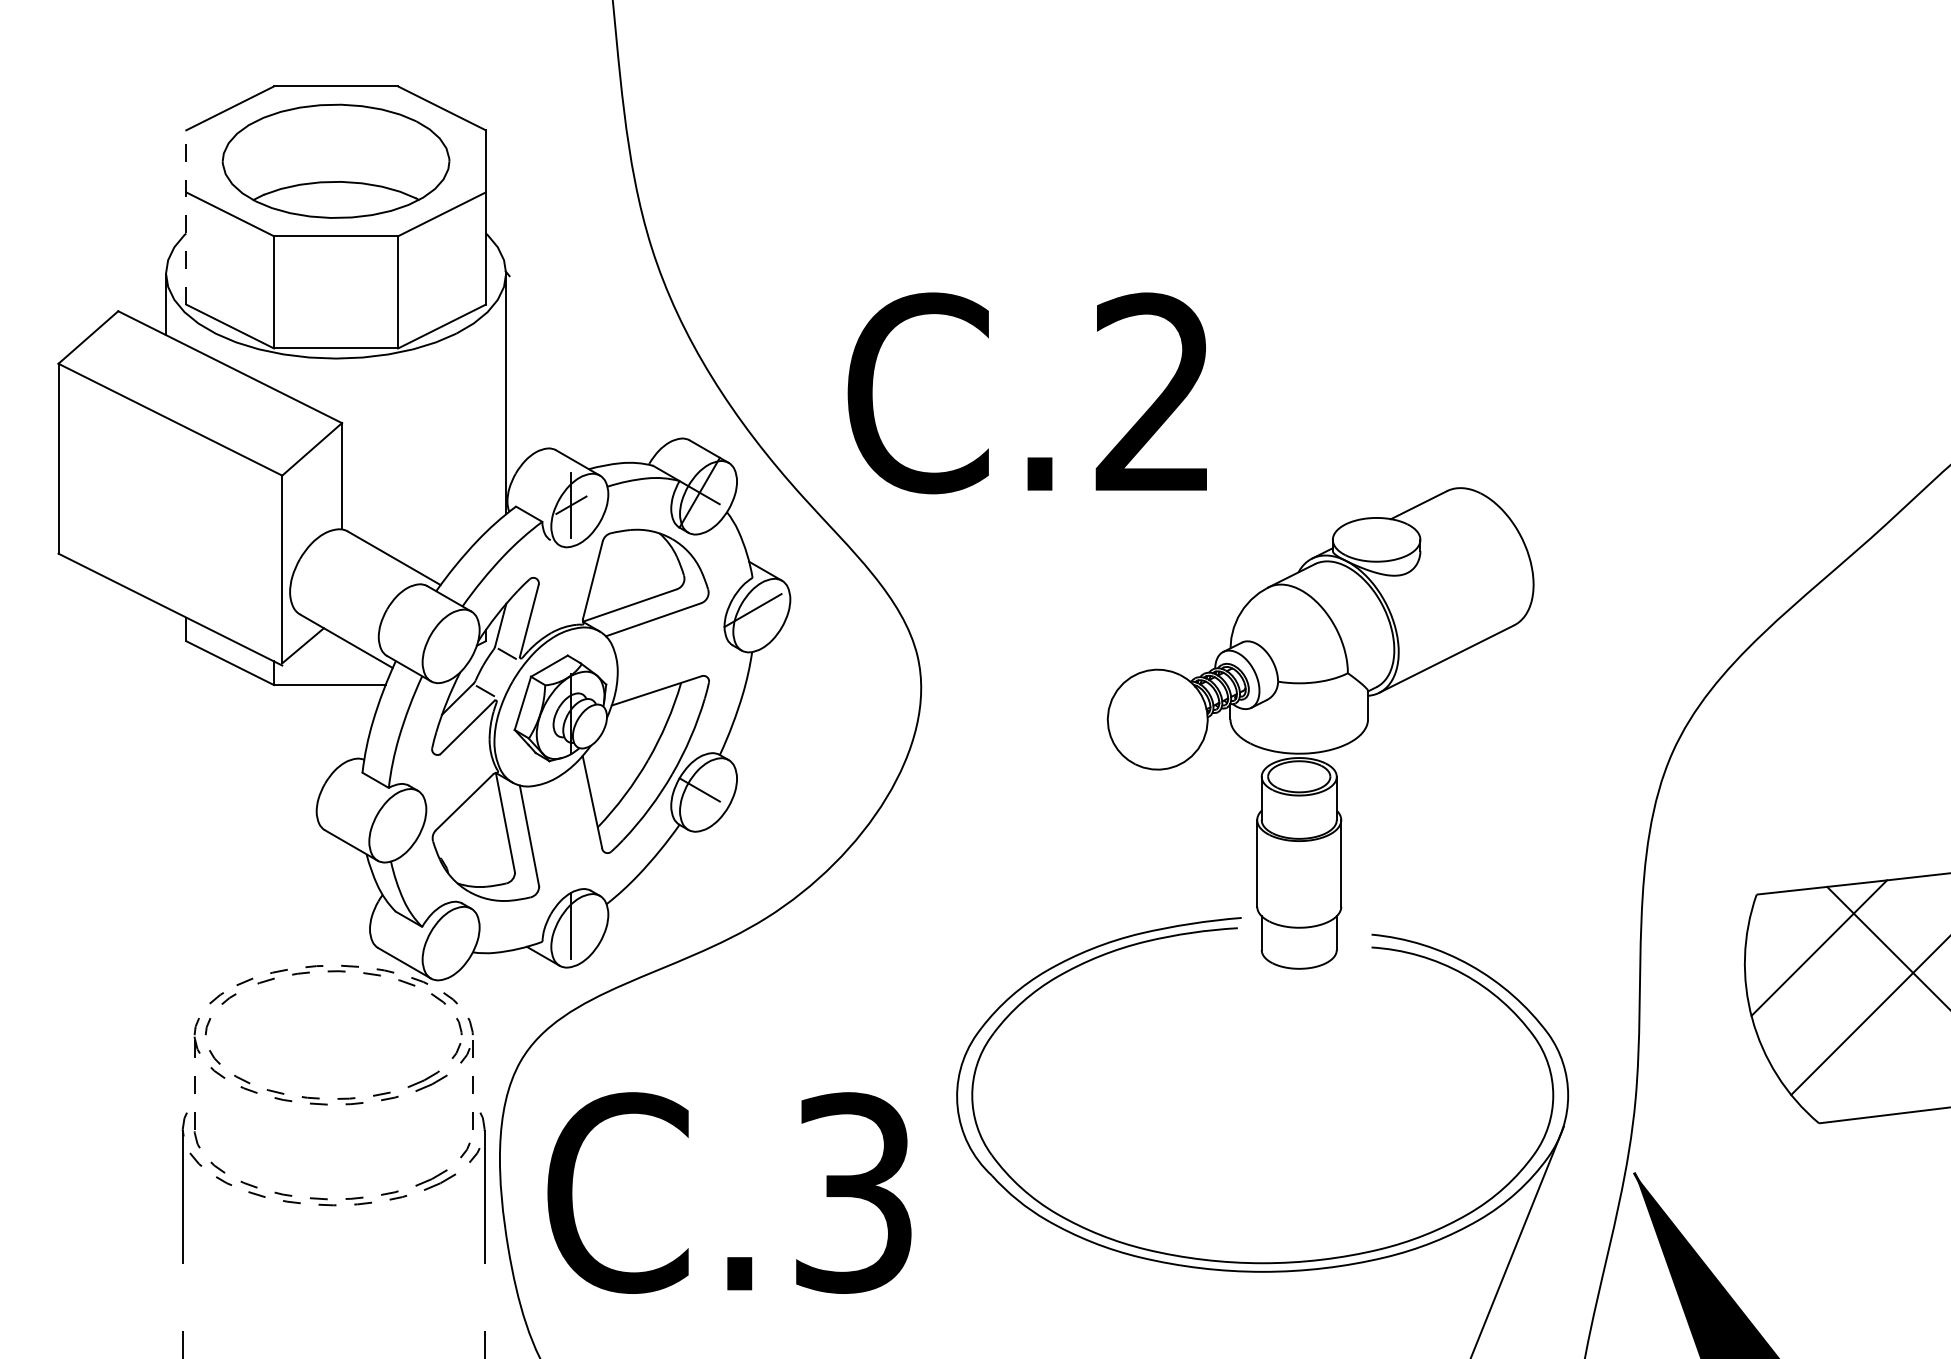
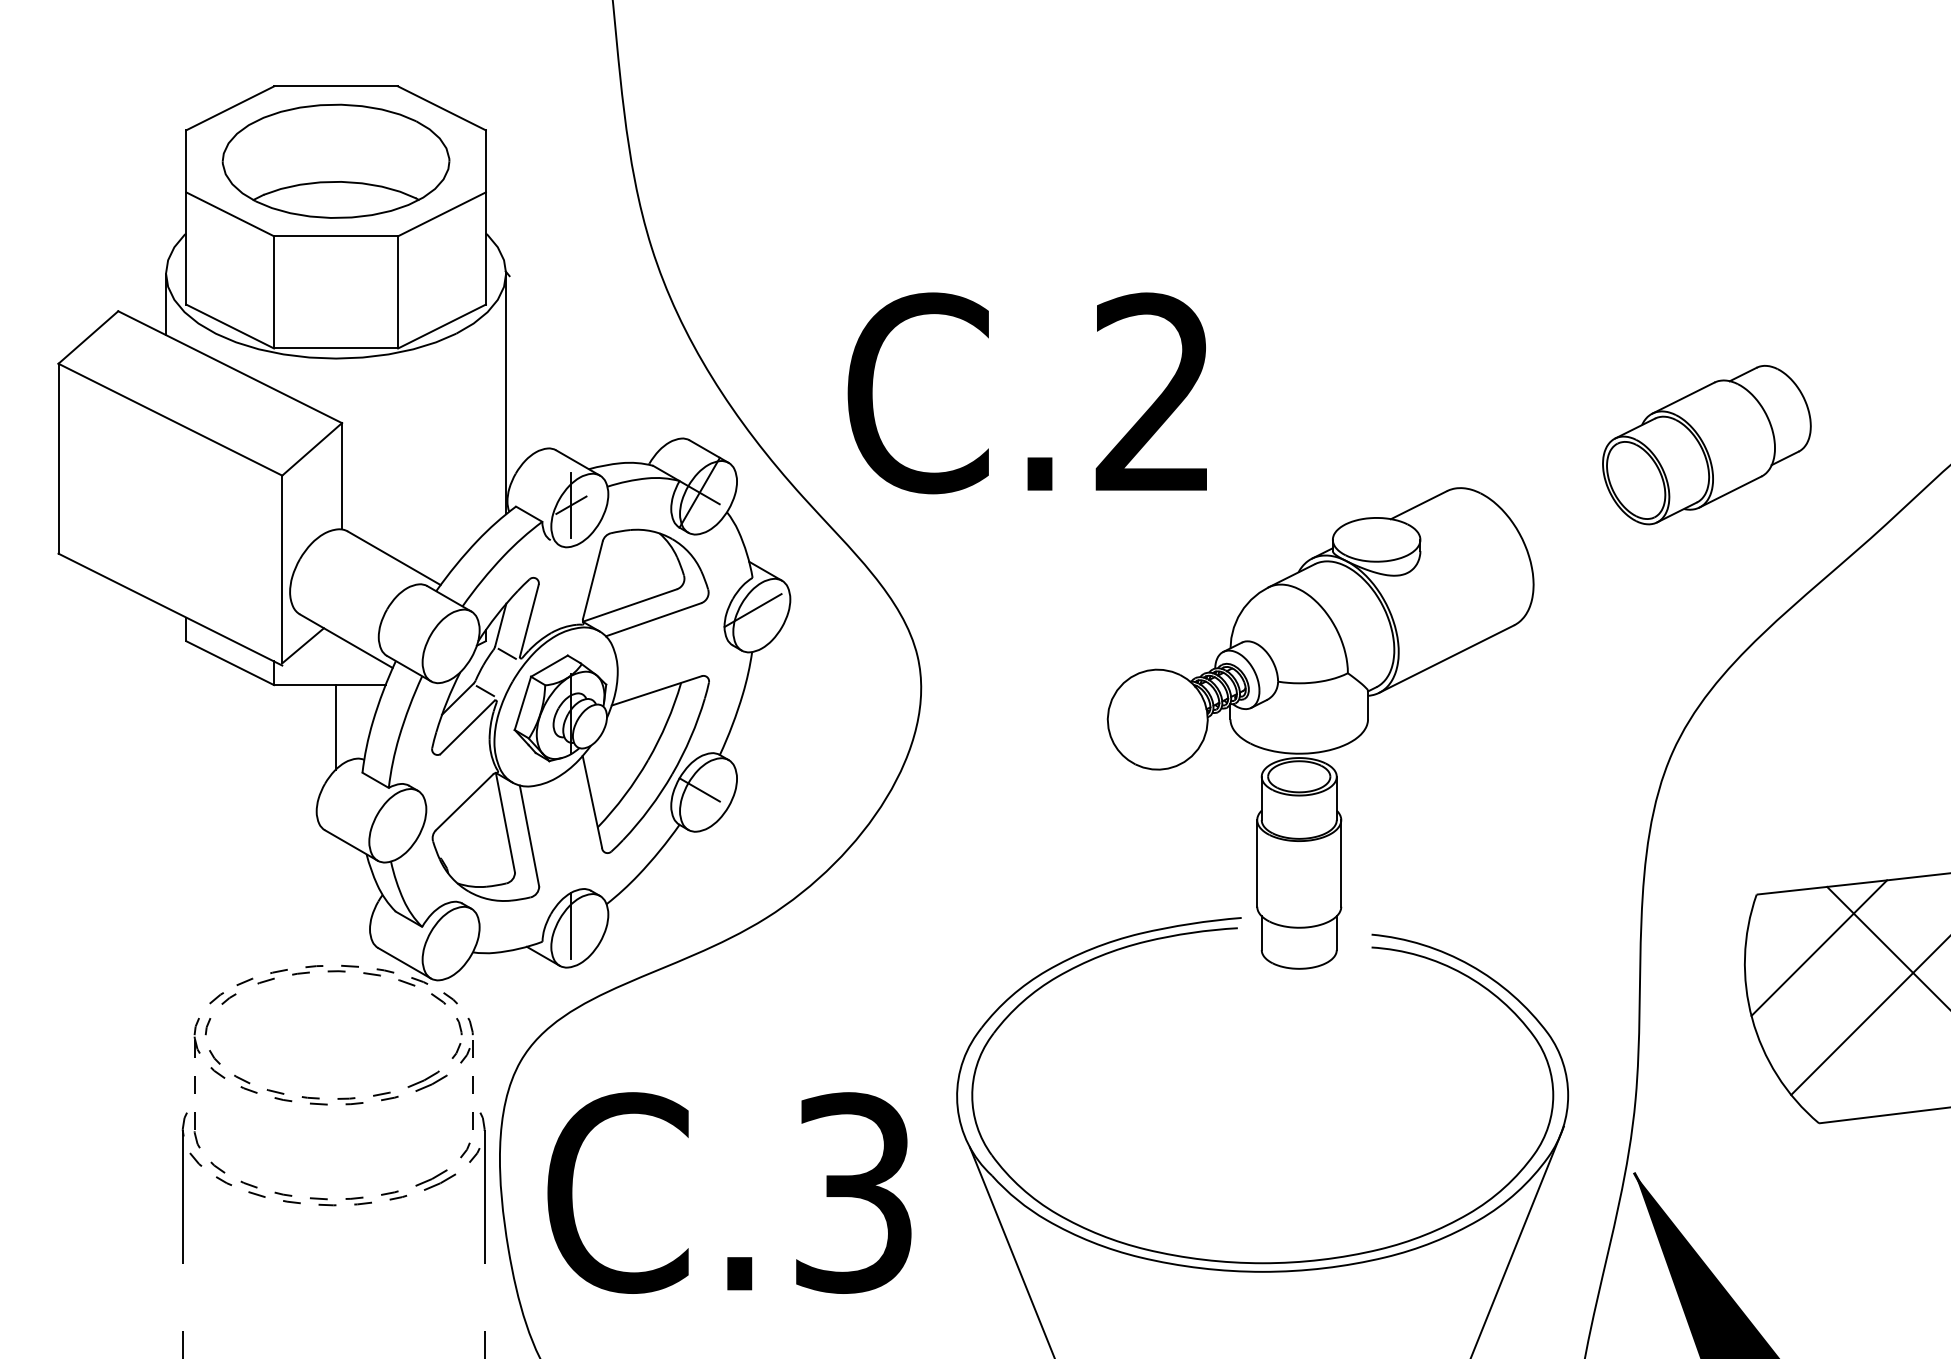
line: dashed -> solid (186, 216)
part: none -> present (1706, 445)
line: none -> present (335, 727)
line: none -> present (1011, 1251)
